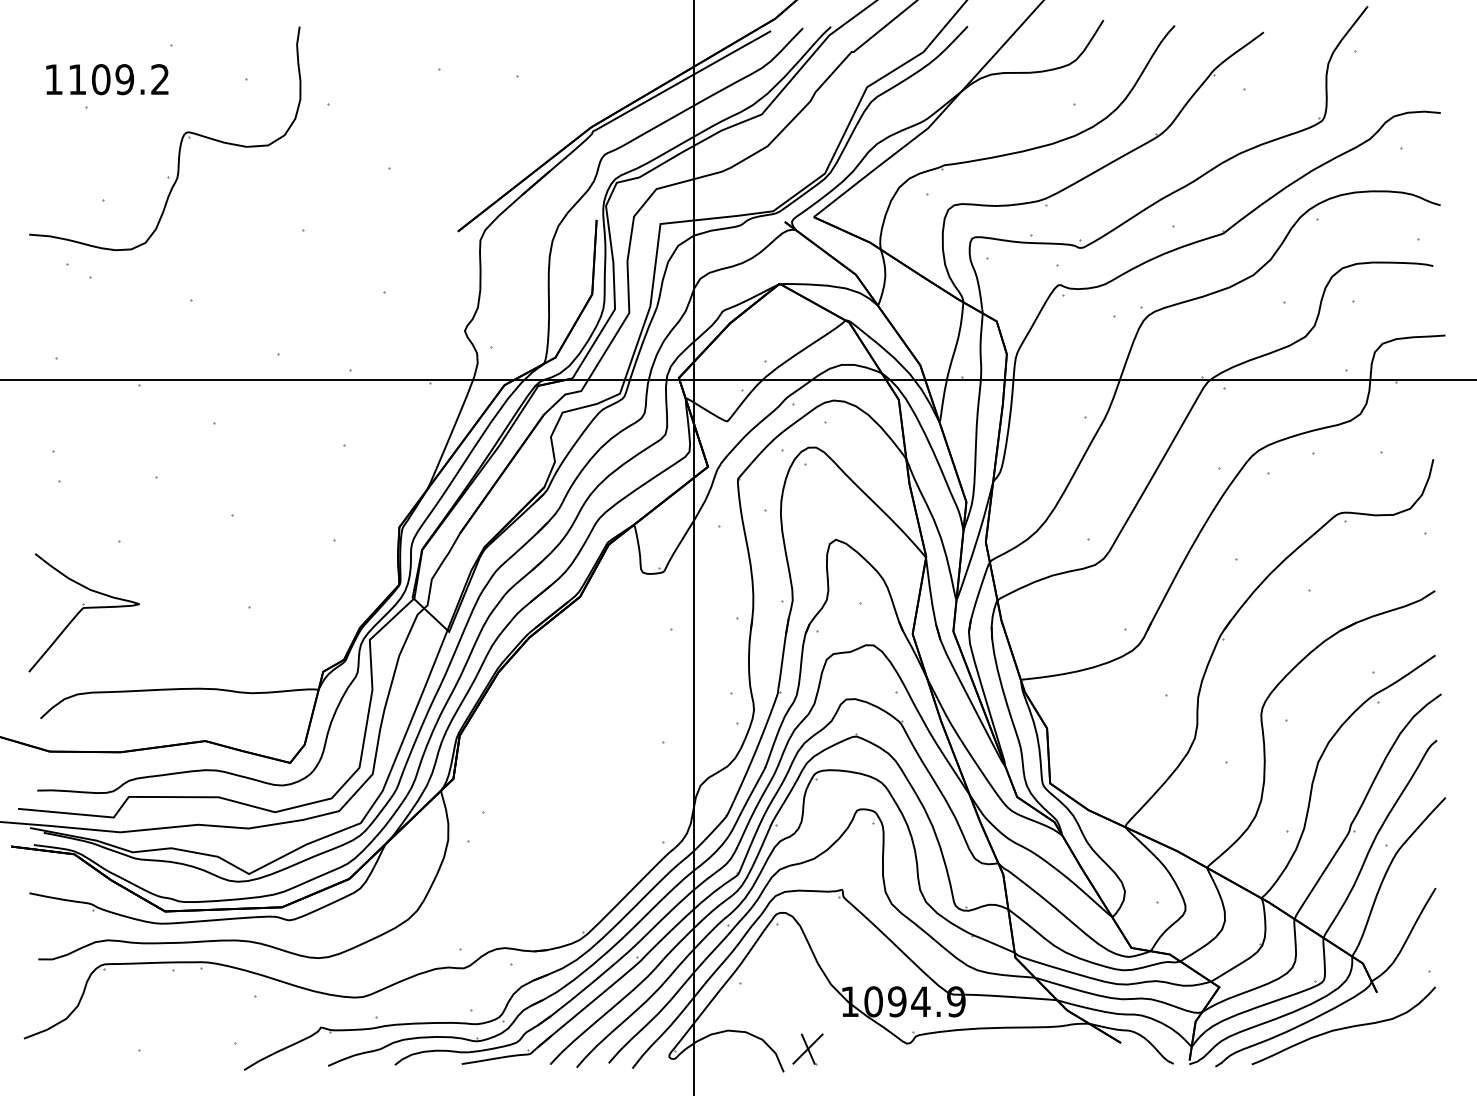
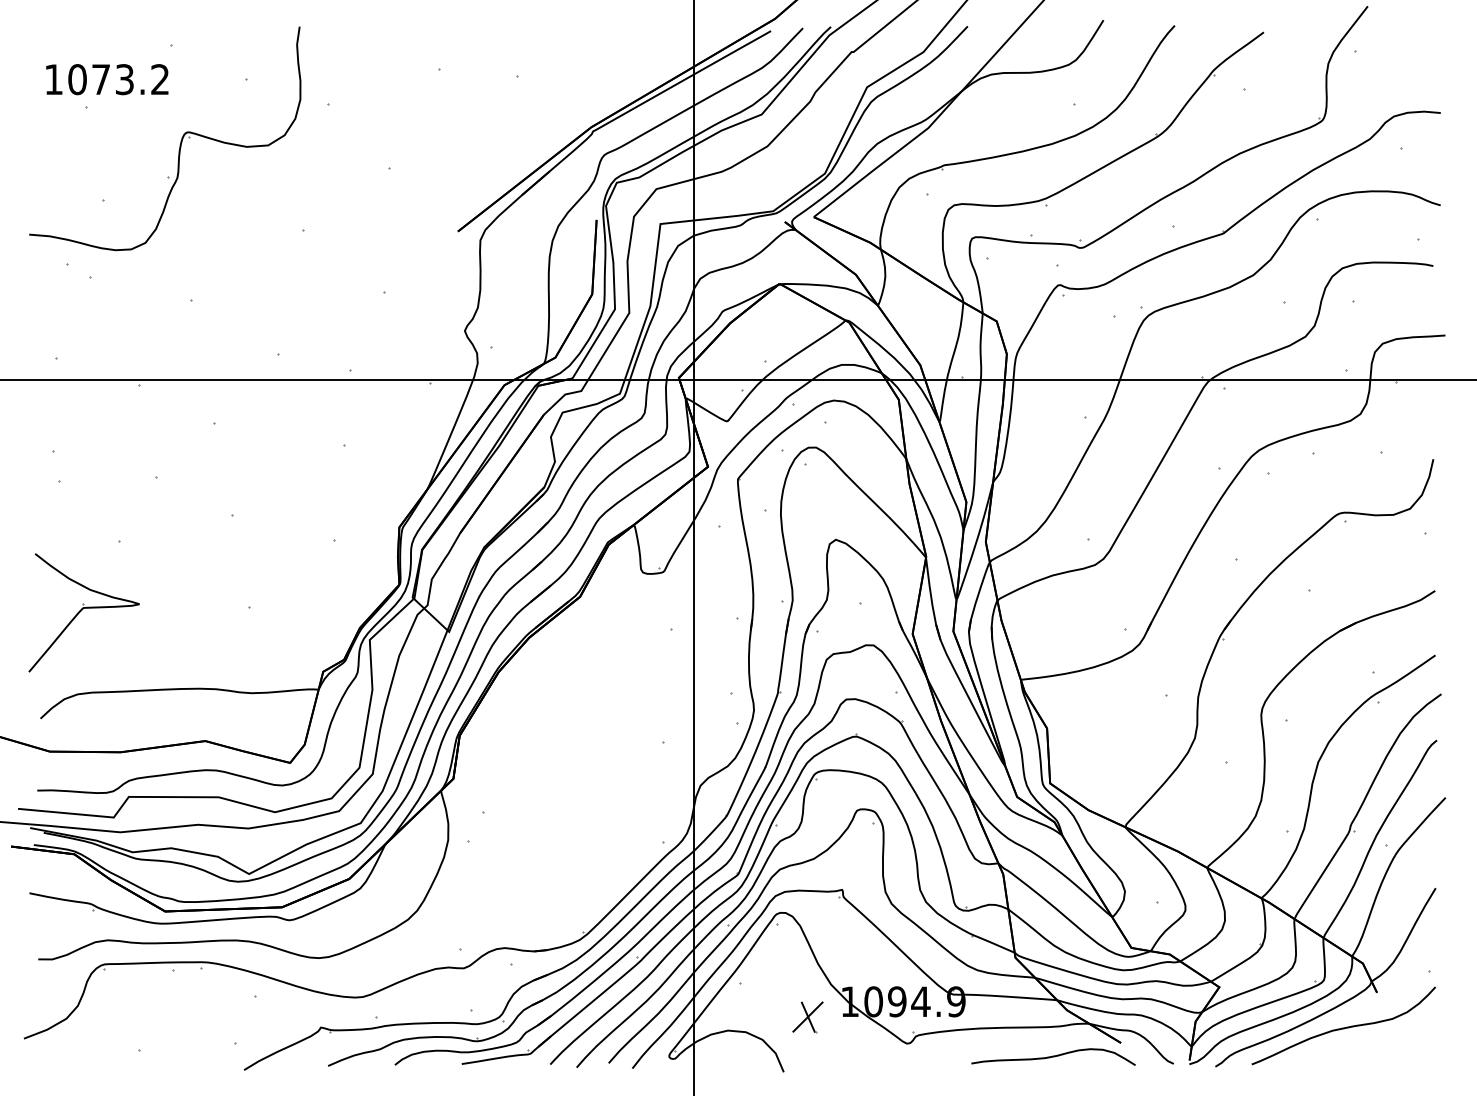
text: 1109.2 -> 1073.2 (101, 79)
part position: (807, 1049) -> (807, 1017) (807, 1017)
curve: none -> present (1053, 1056)
